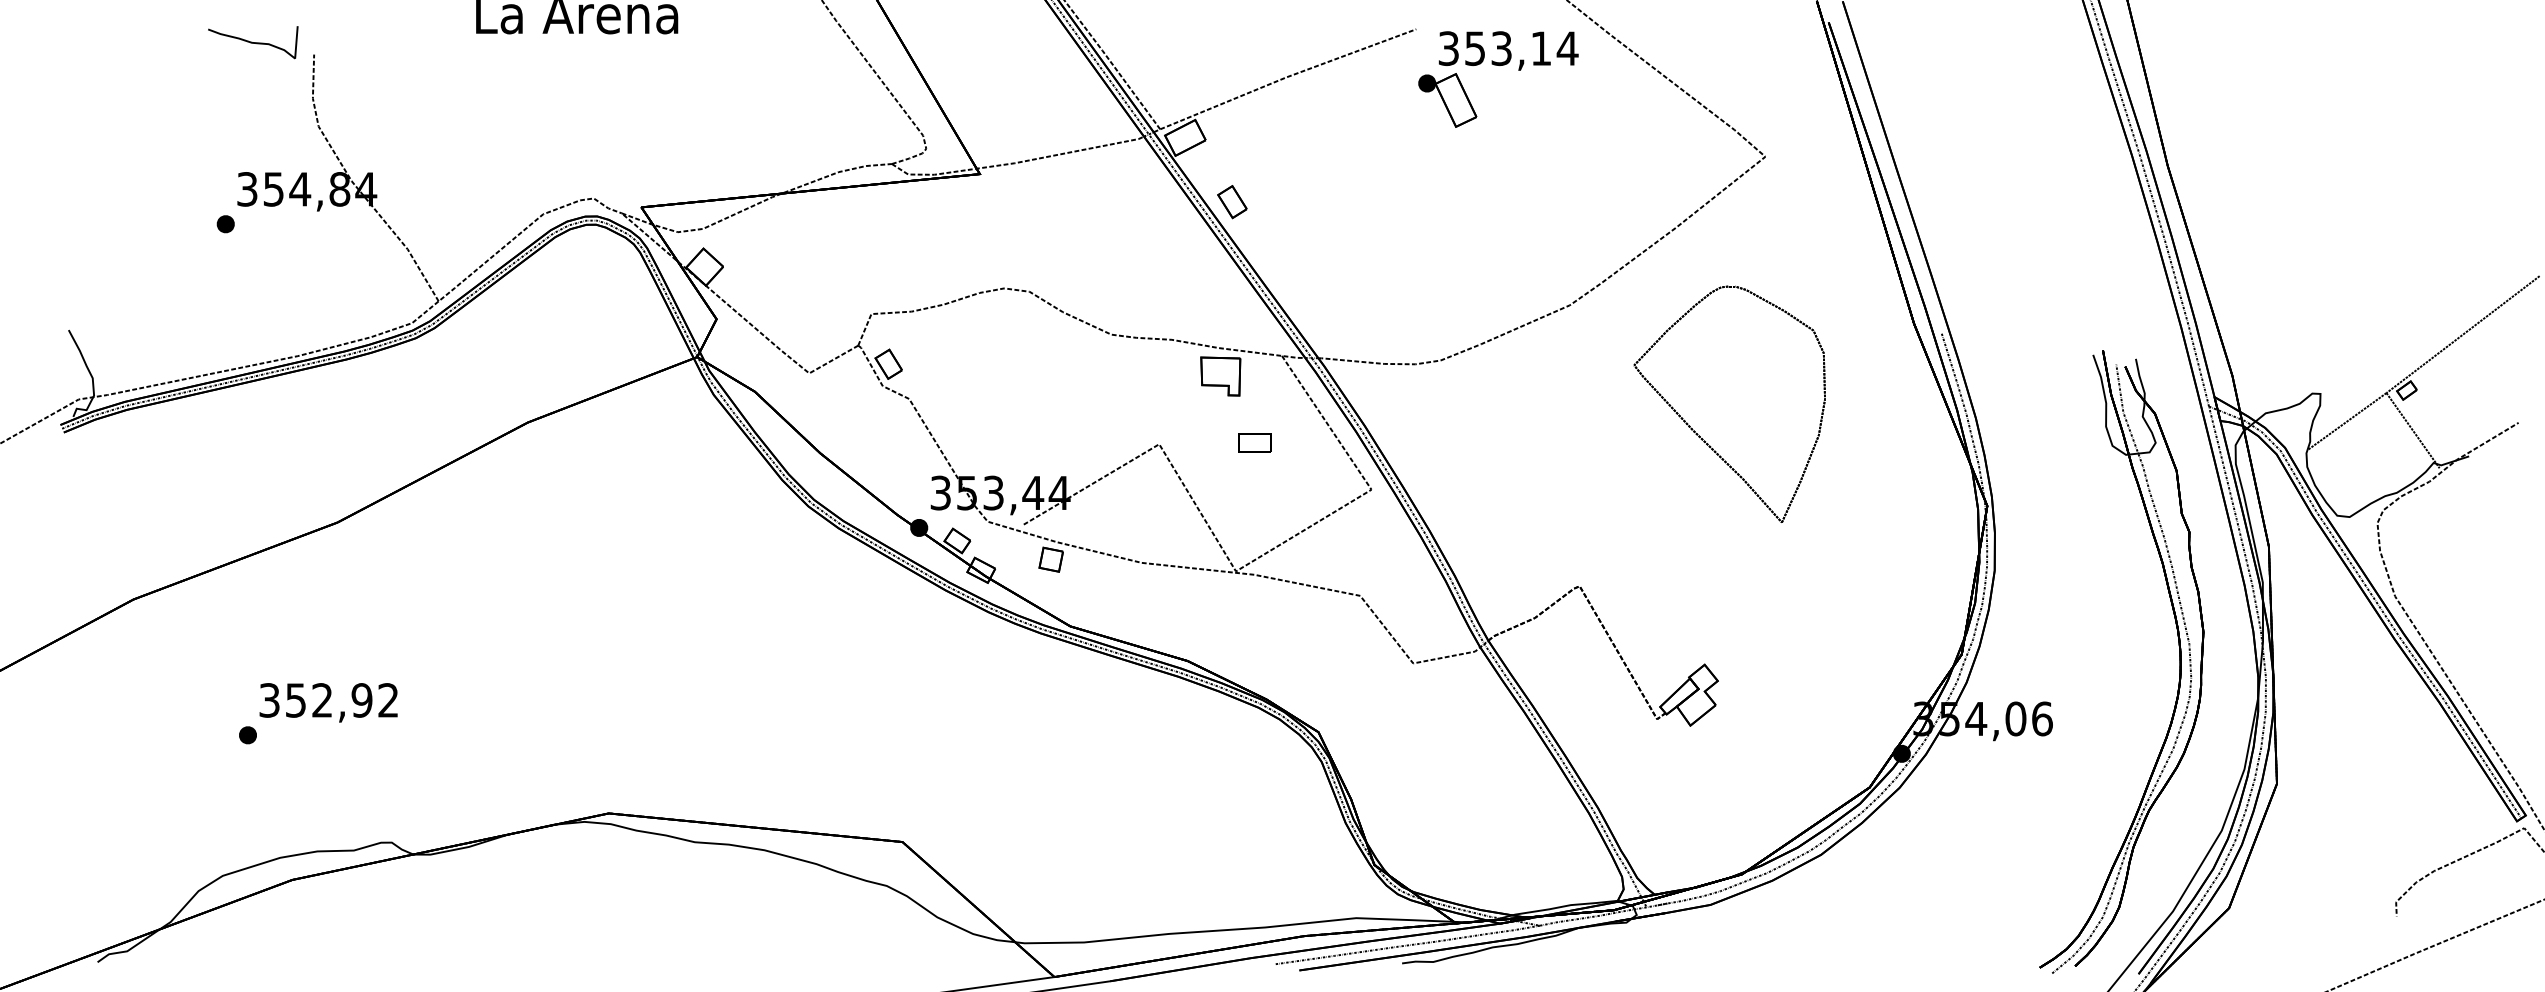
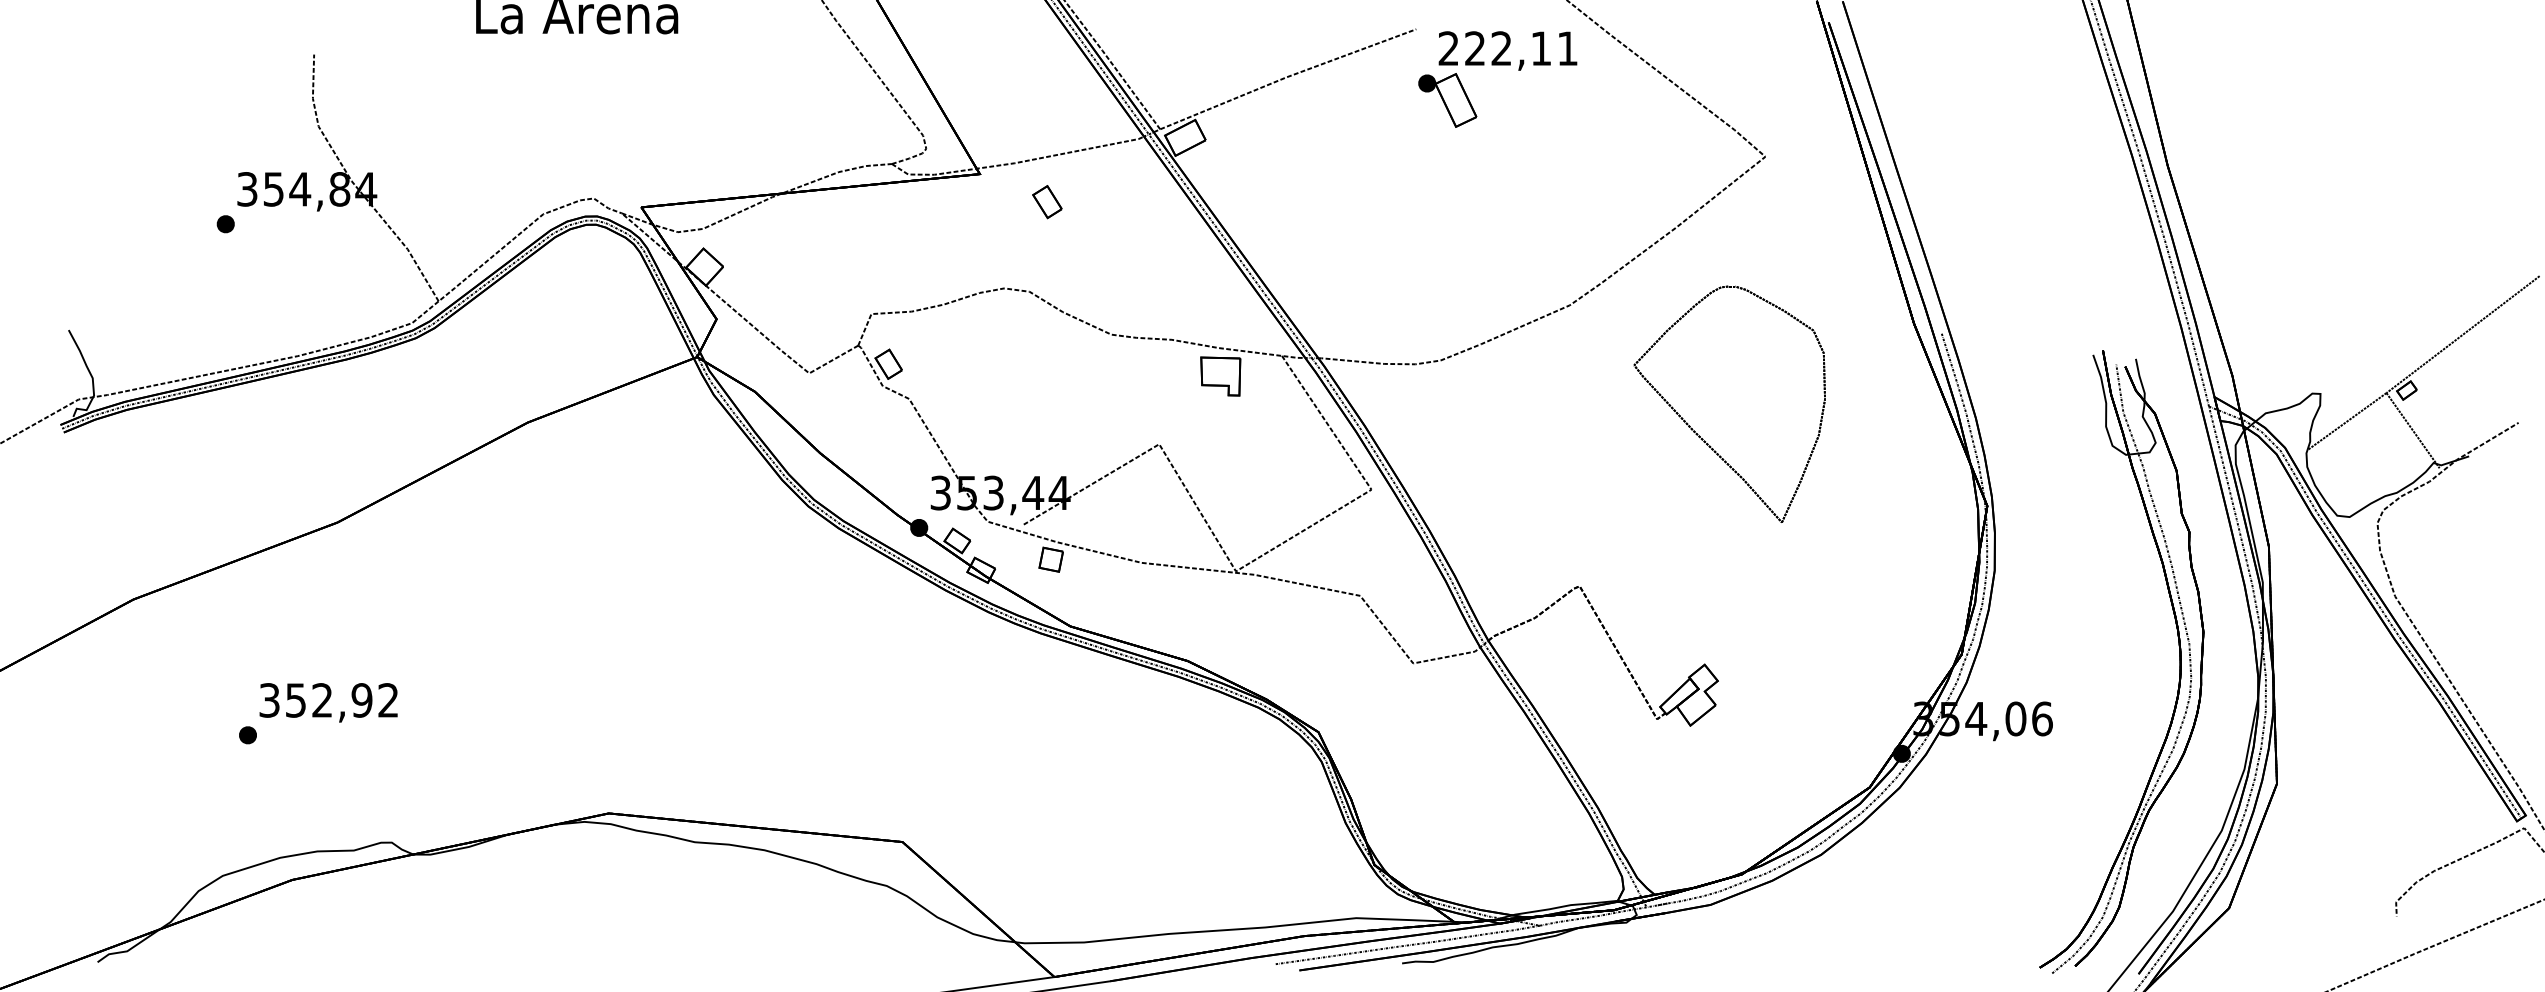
curve: present -> none (253, 42)
text: 353,14 -> 222,11 (1508, 48)
part position: (1232, 202) -> (1047, 202) (1047, 202)
part: present -> none (1254, 442)
